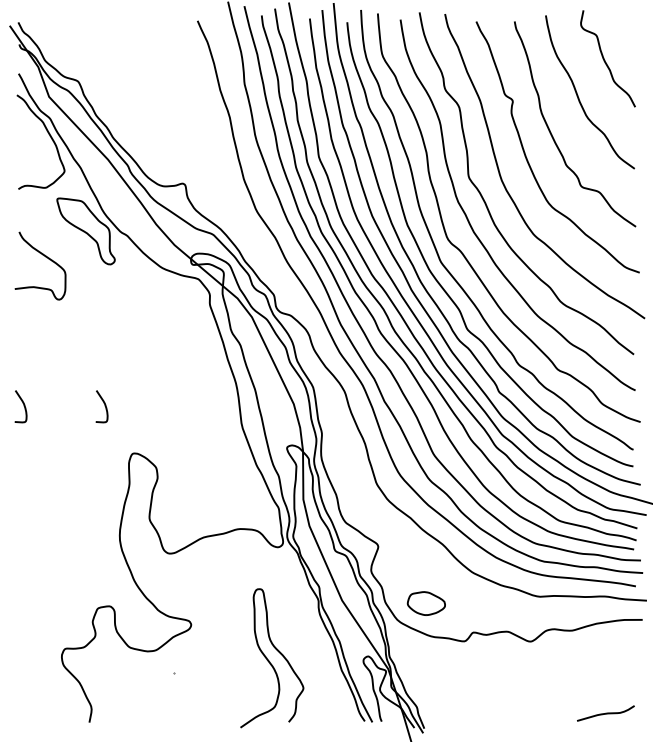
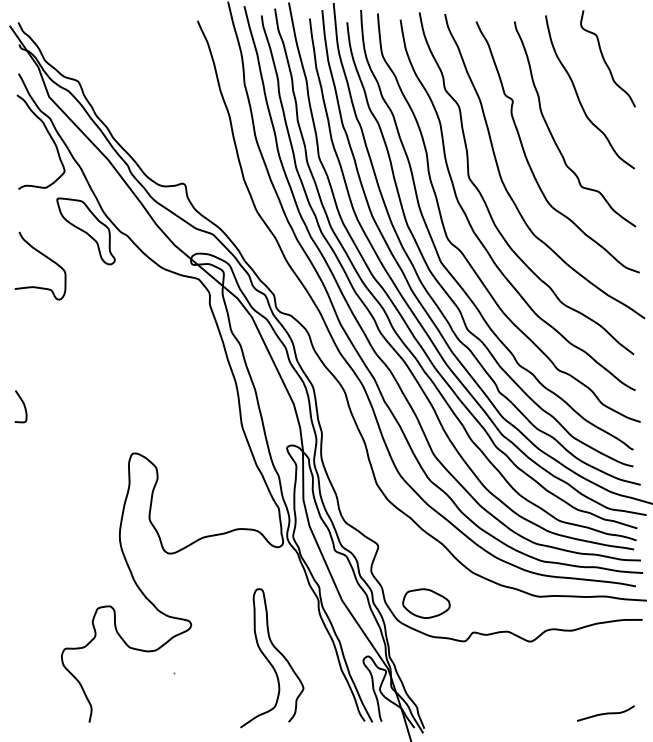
curve: present -> none (104, 406)
part size: 40x25 px -> 49x31 px (426, 603)
